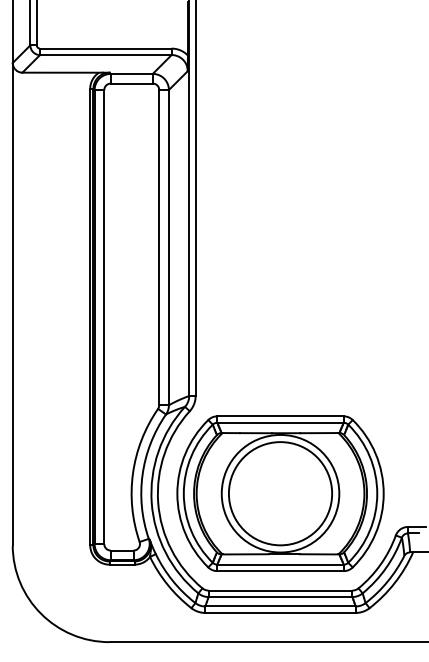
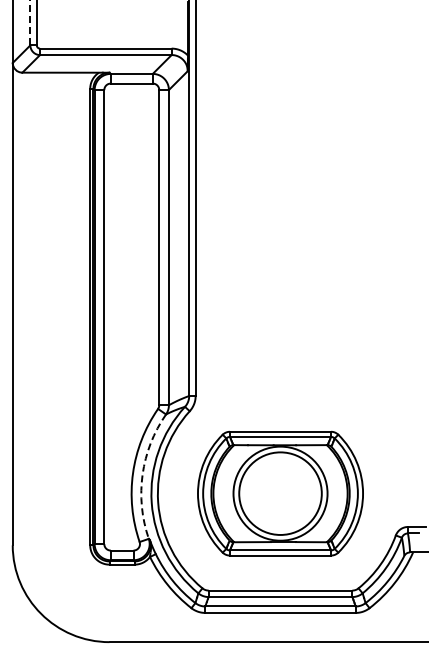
line: solid -> dashed (30, 22)
arc: solid -> dashed (142, 474)
part size: 209x157 px -> 167x127 px (280, 493)
